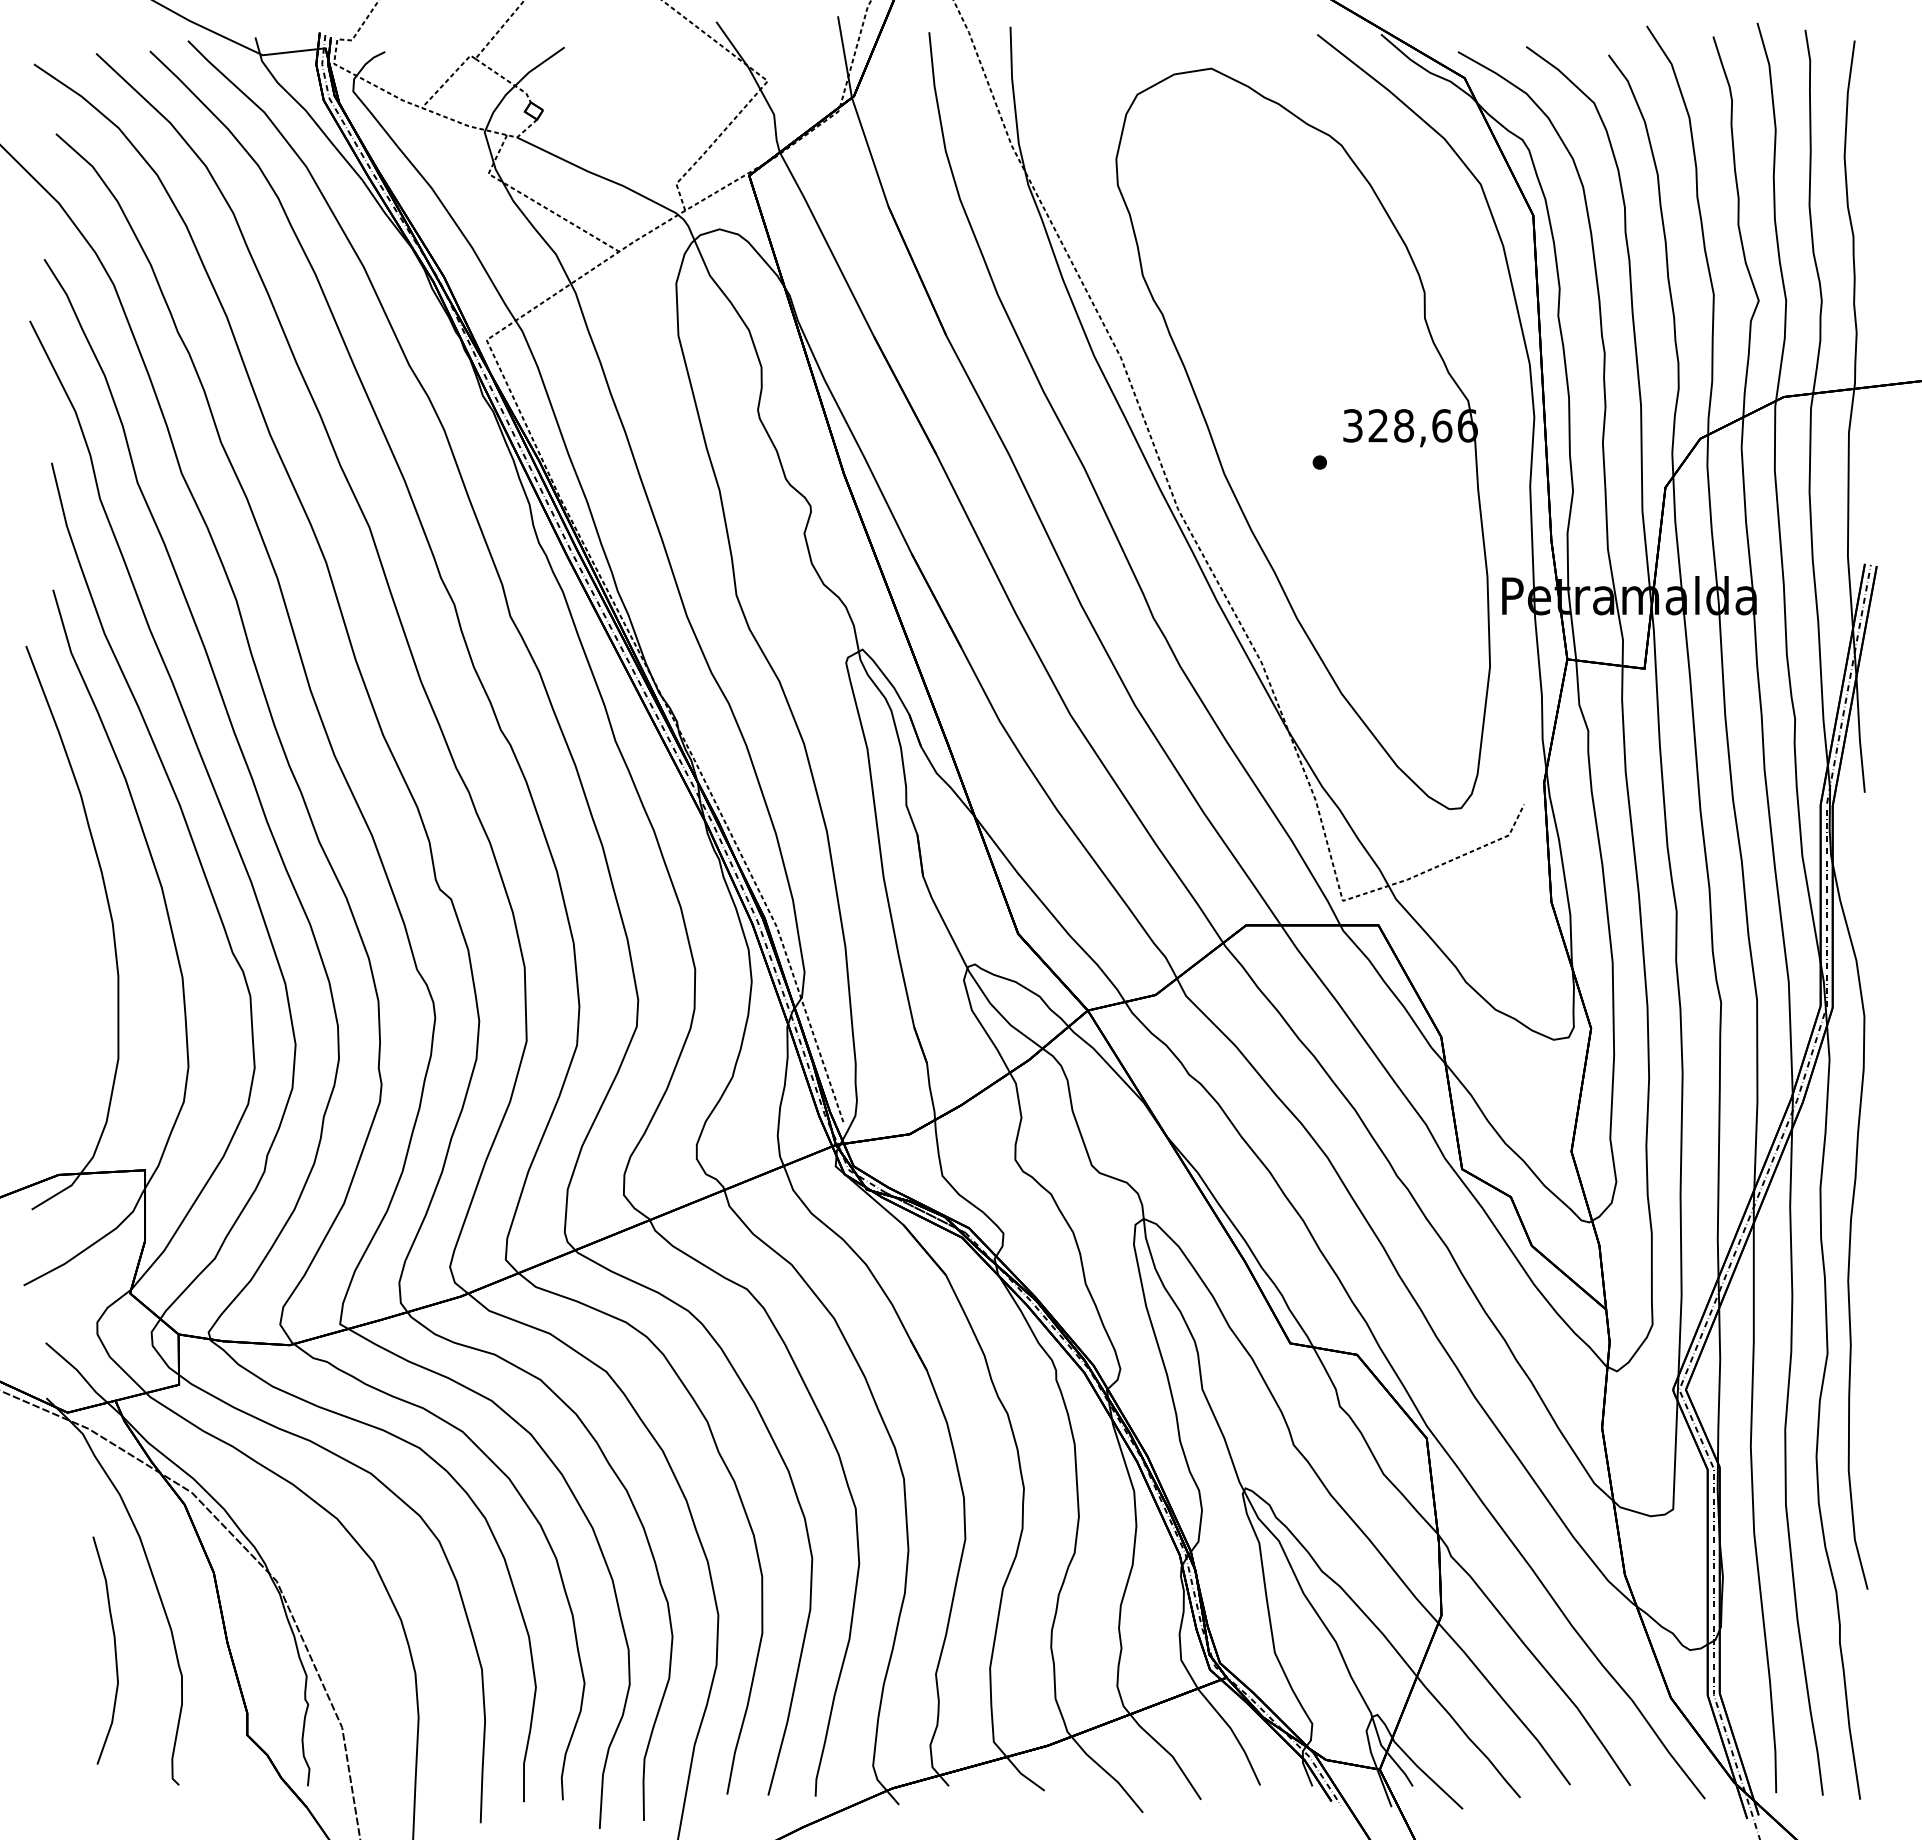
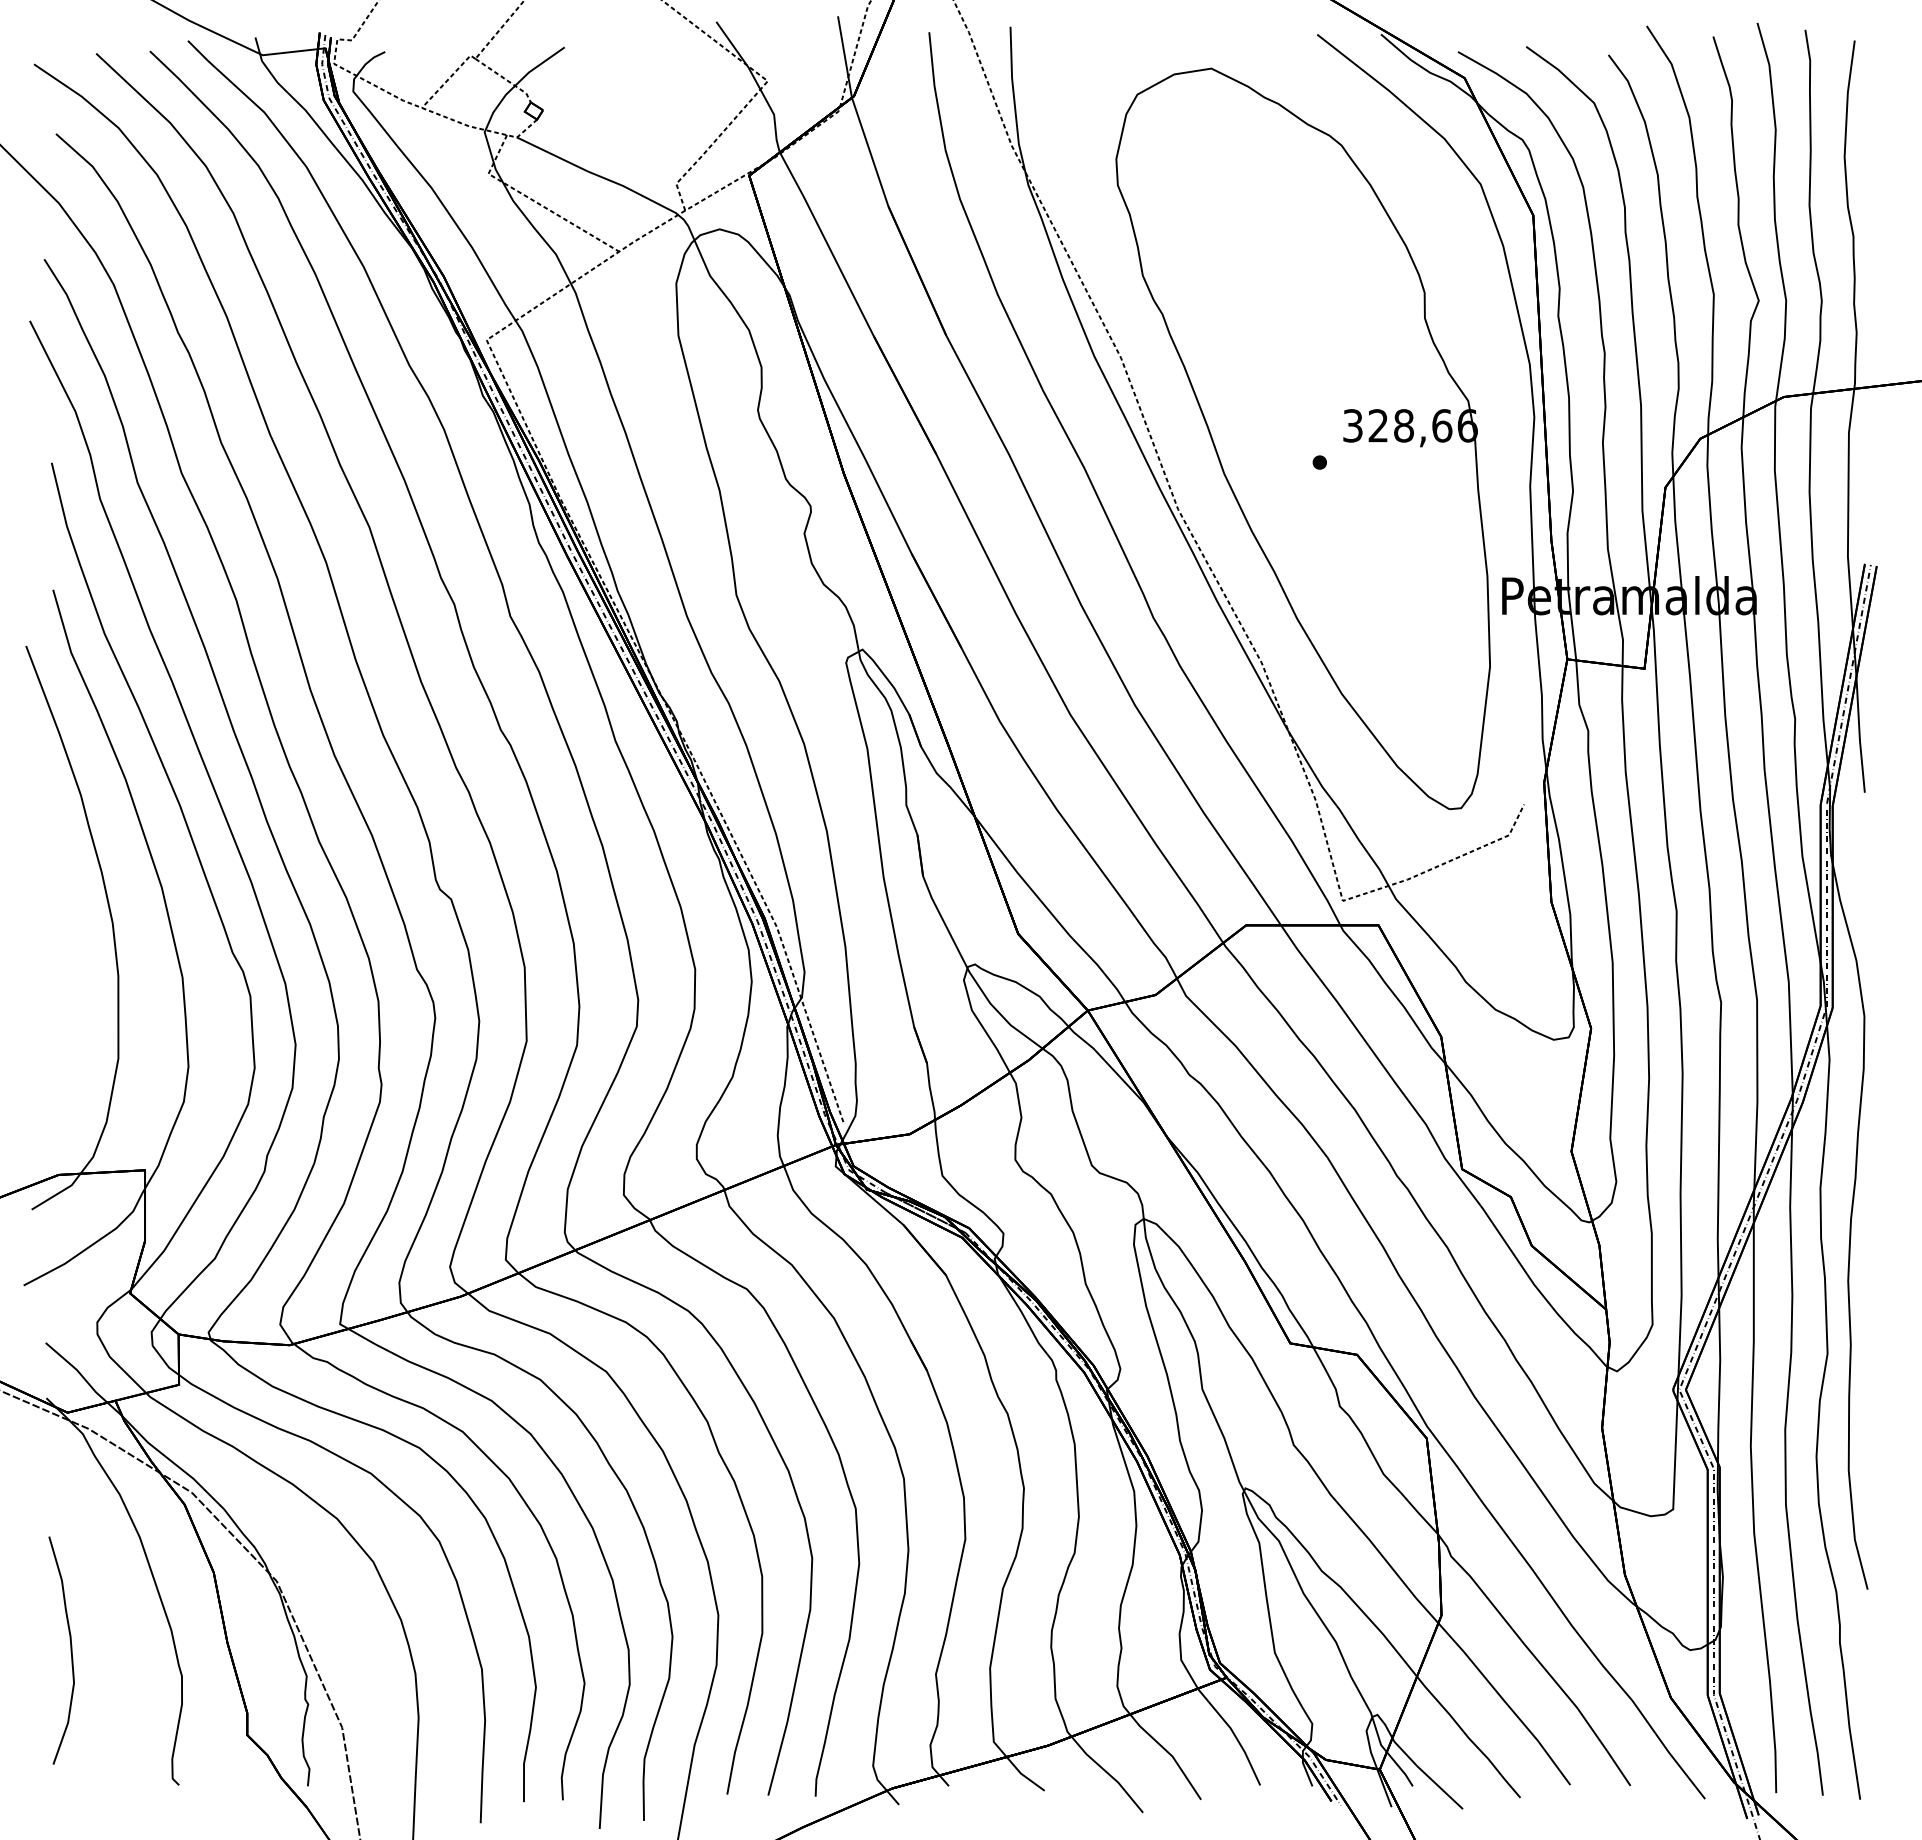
curve position: (114, 1650) -> (70, 1650) (70, 1650)
